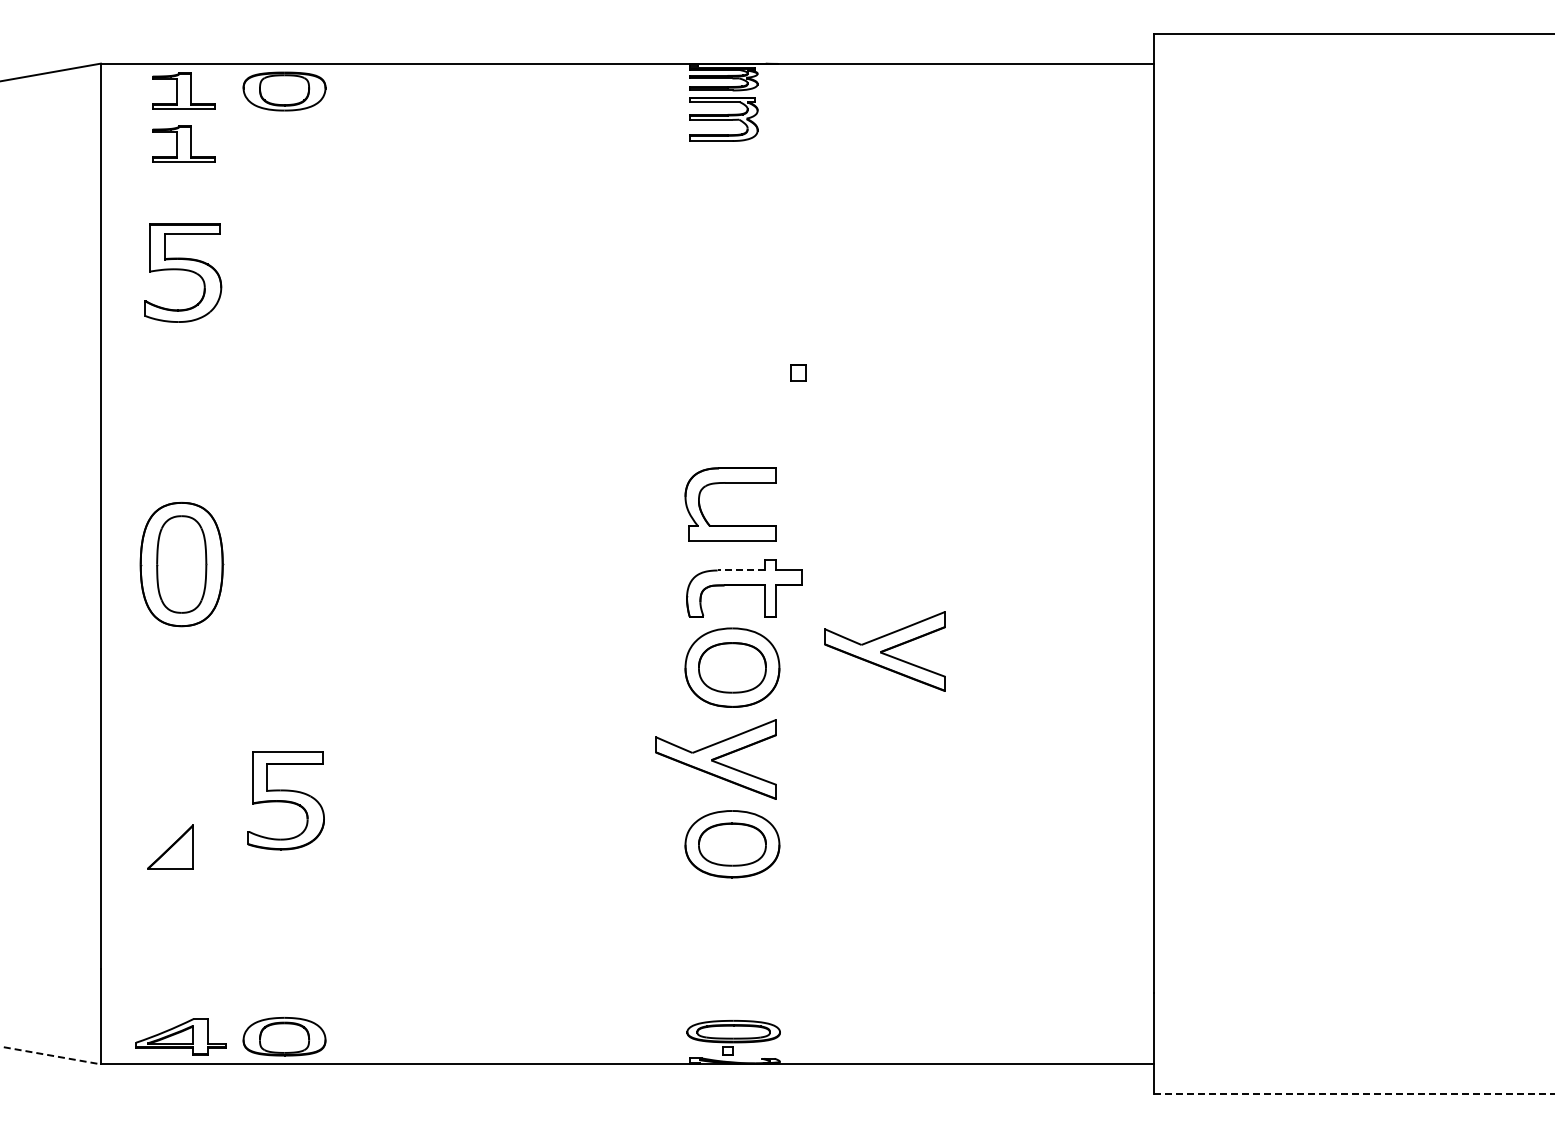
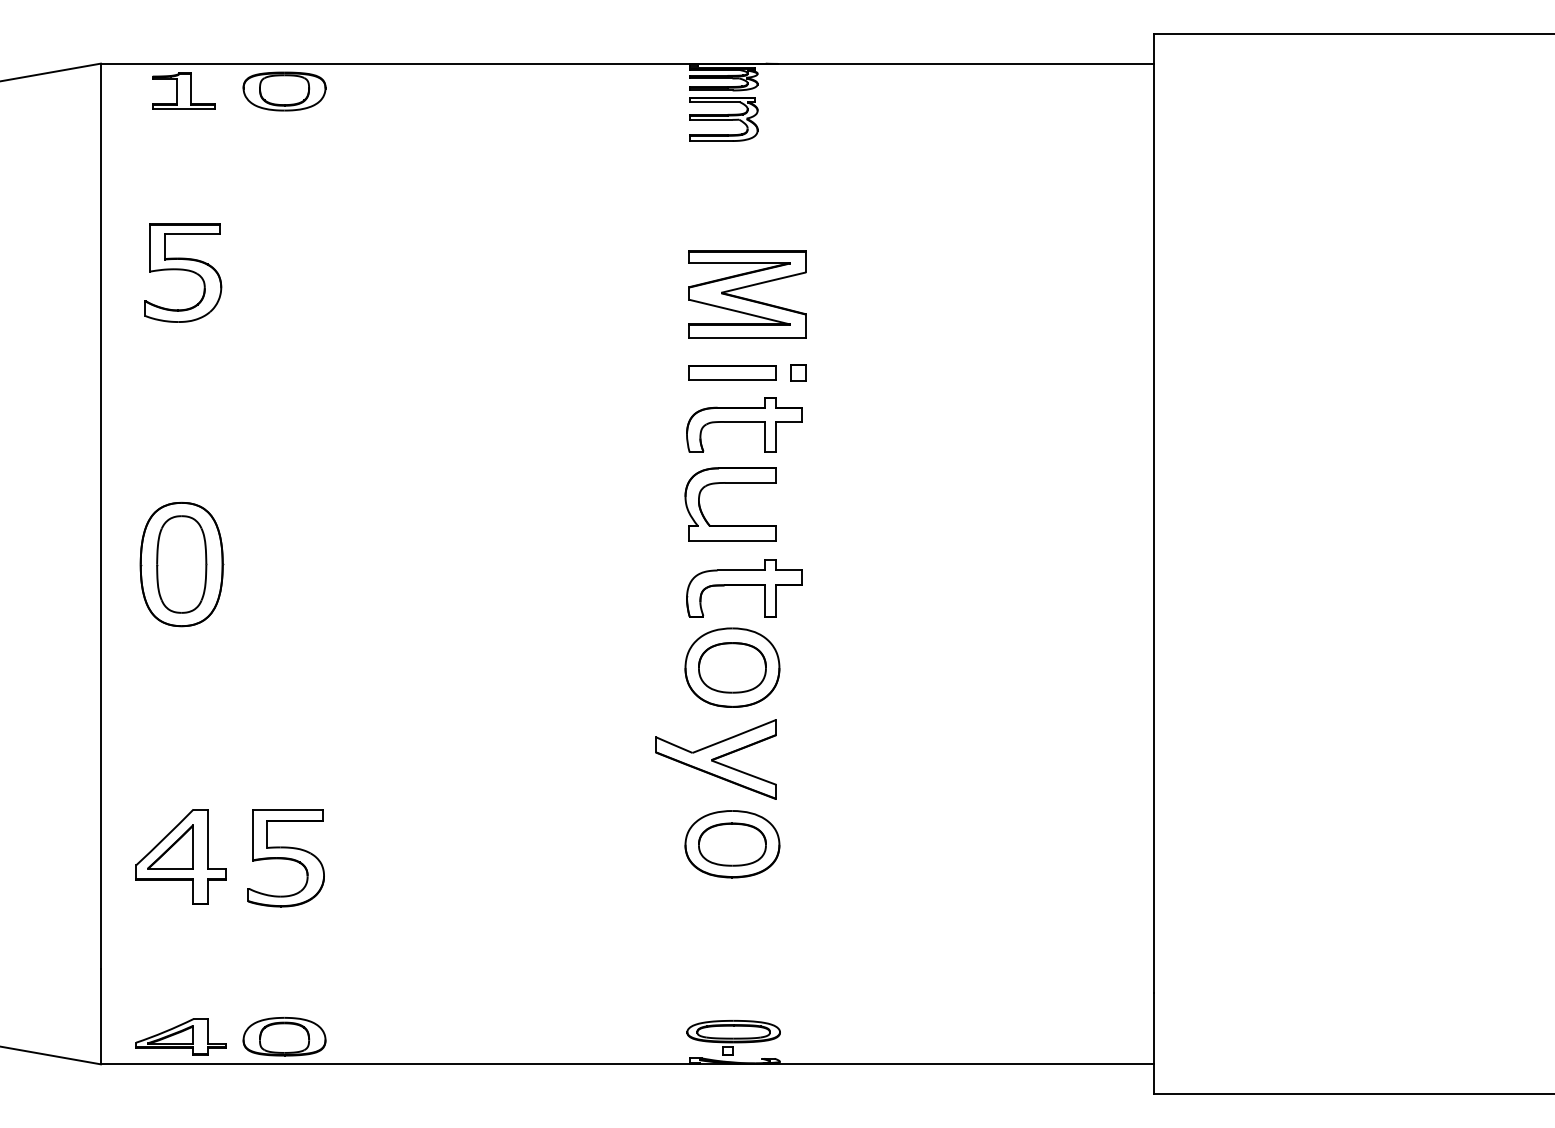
part: present -> none (183, 143)
part: none -> present (747, 294)
part: none -> present (732, 372)
part: none -> present (744, 424)
line: dashed -> solid (740, 570)
part: present -> none (884, 651)
part position: (285, 801) -> (285, 858) (285, 858)
part: none -> present (180, 856)
line: dashed -> solid (50, 1055)
line: dashed -> solid (1354, 1094)
